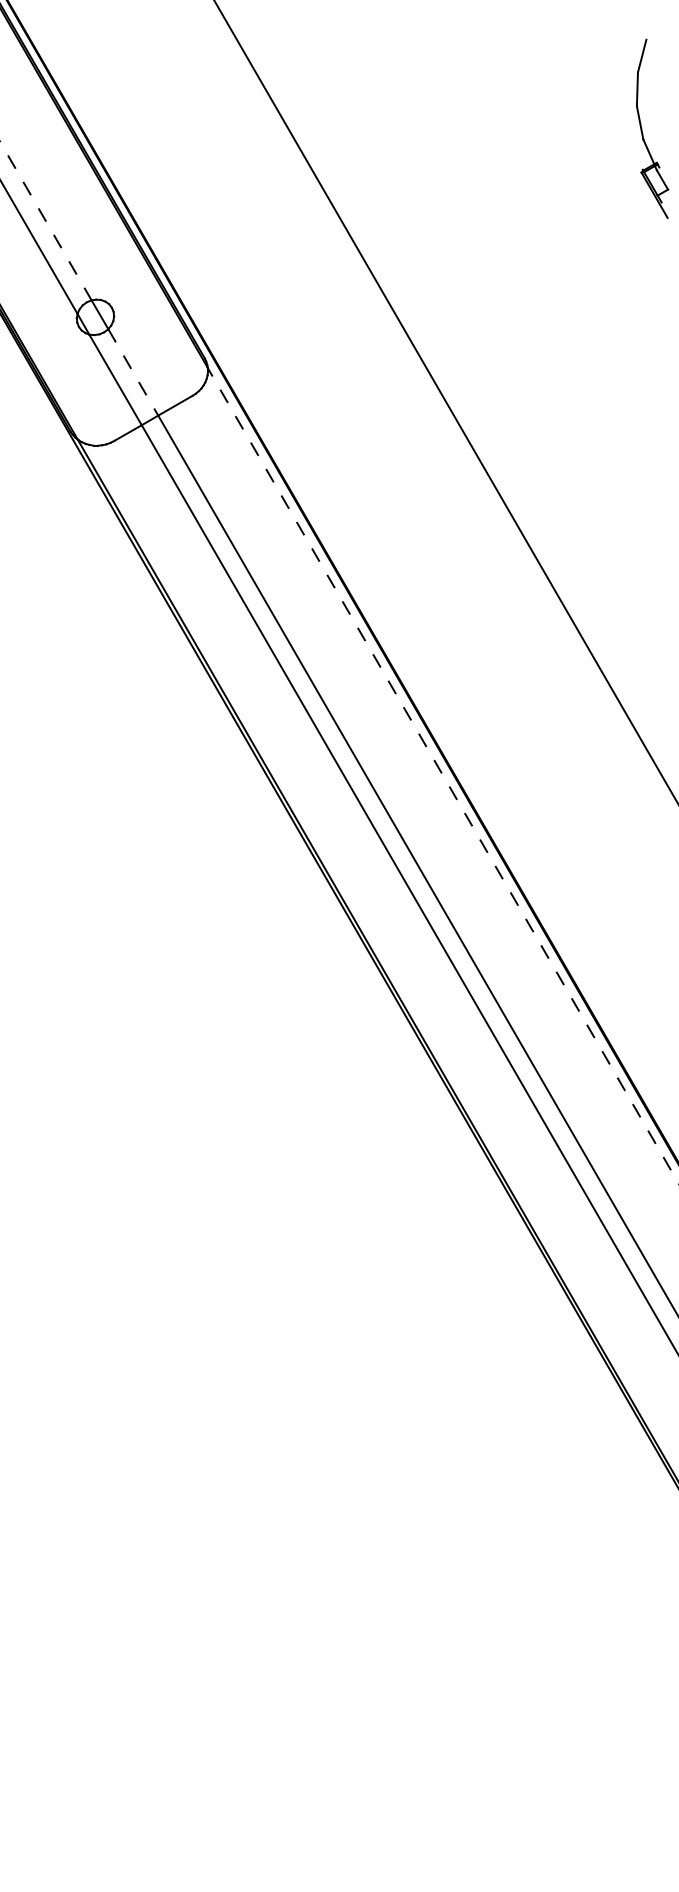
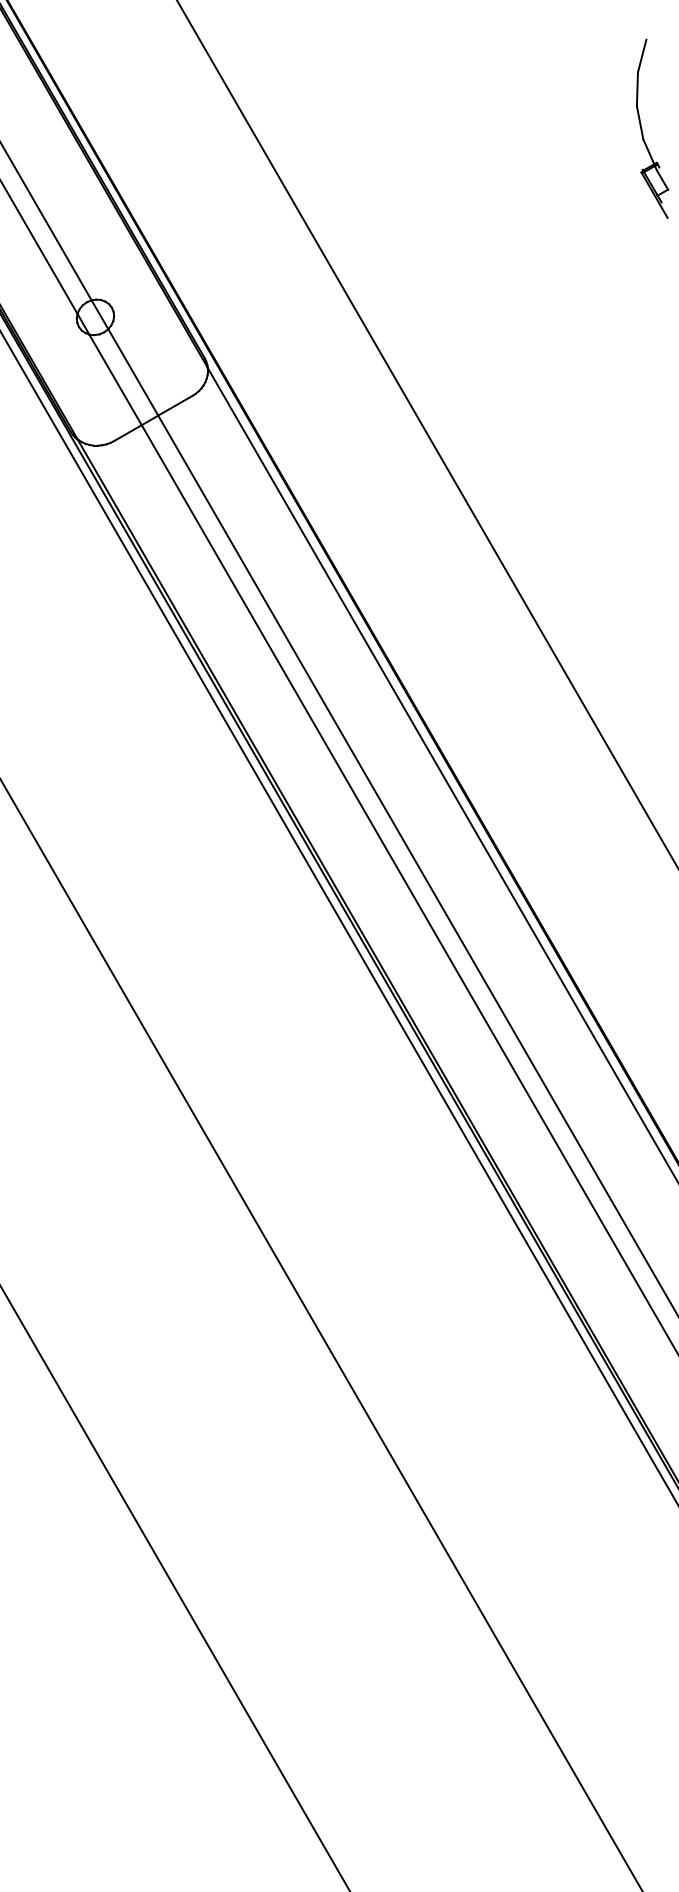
line: dashed -> solid (46, 221)
line: dashed -> solid (133, 372)
line position: (445, 401) -> (426, 433) (426, 433)
line: dashed -> solid (443, 776)
line: none -> present (338, 917)
line: none -> present (321, 1335)
line: none -> present (175, 1588)
